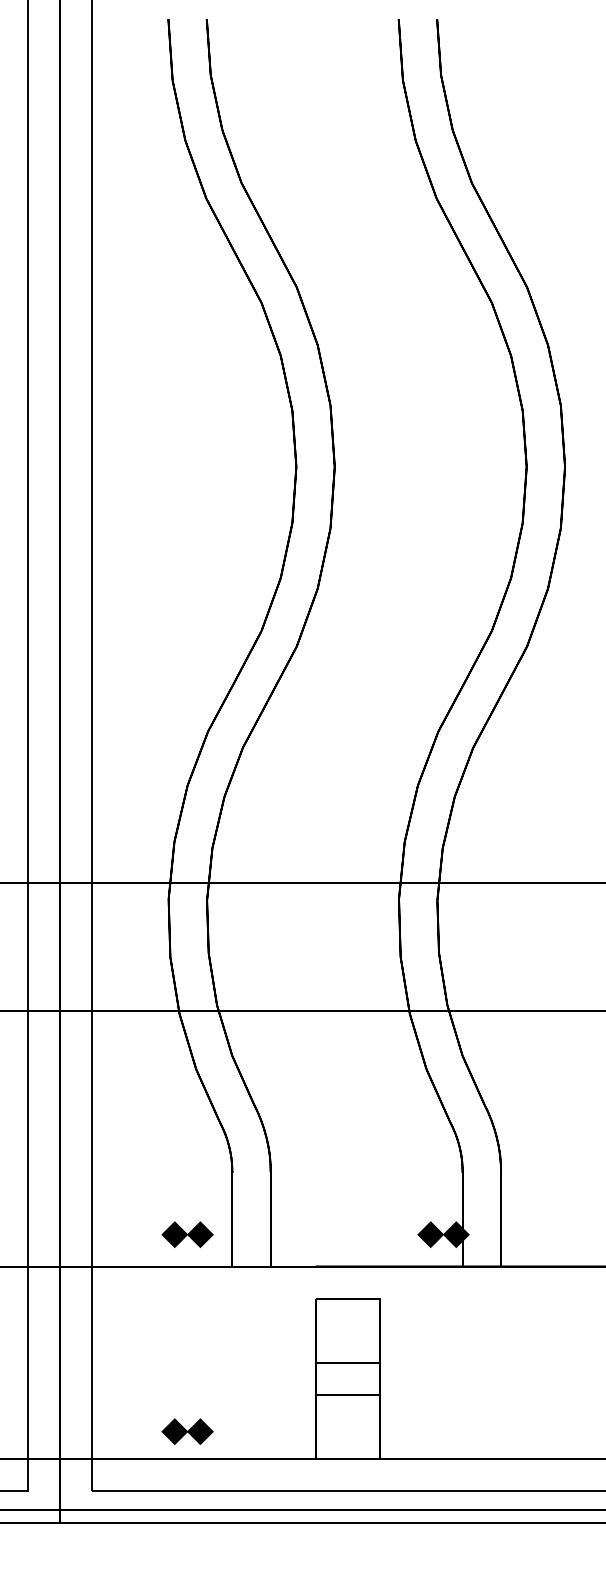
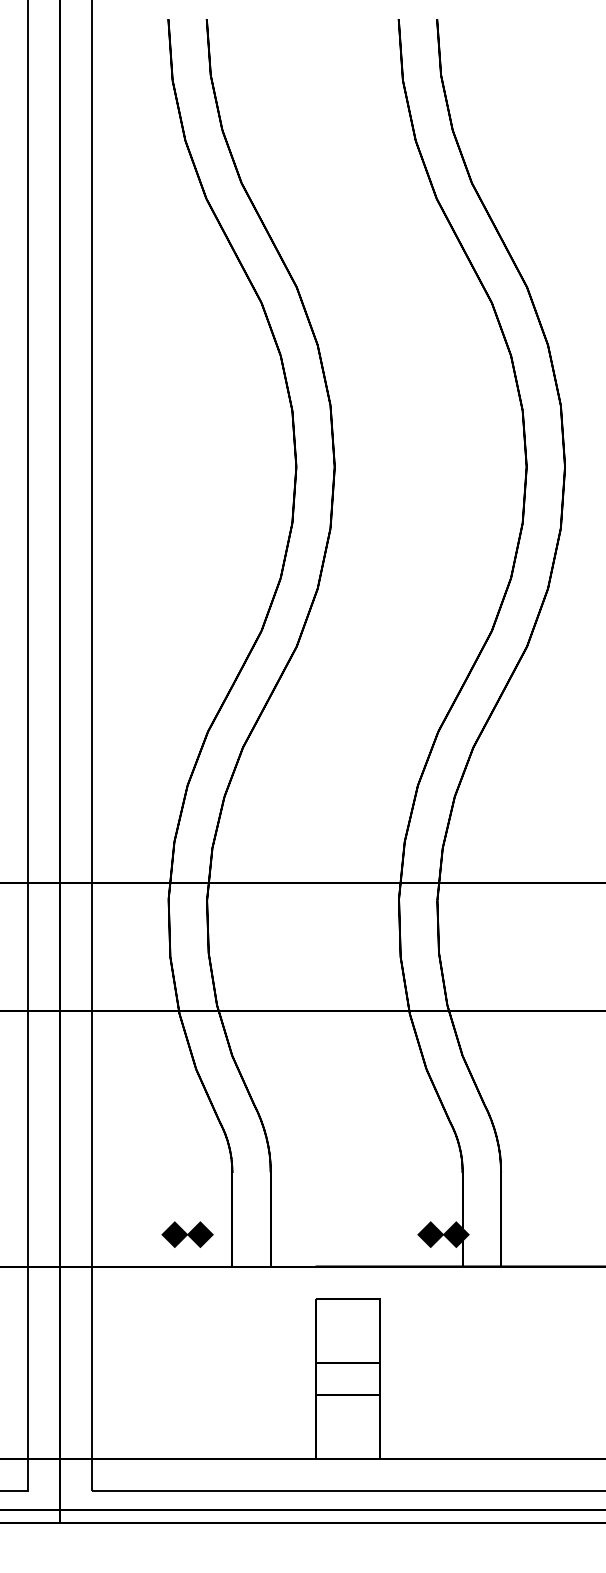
part: present -> none (187, 1431)
